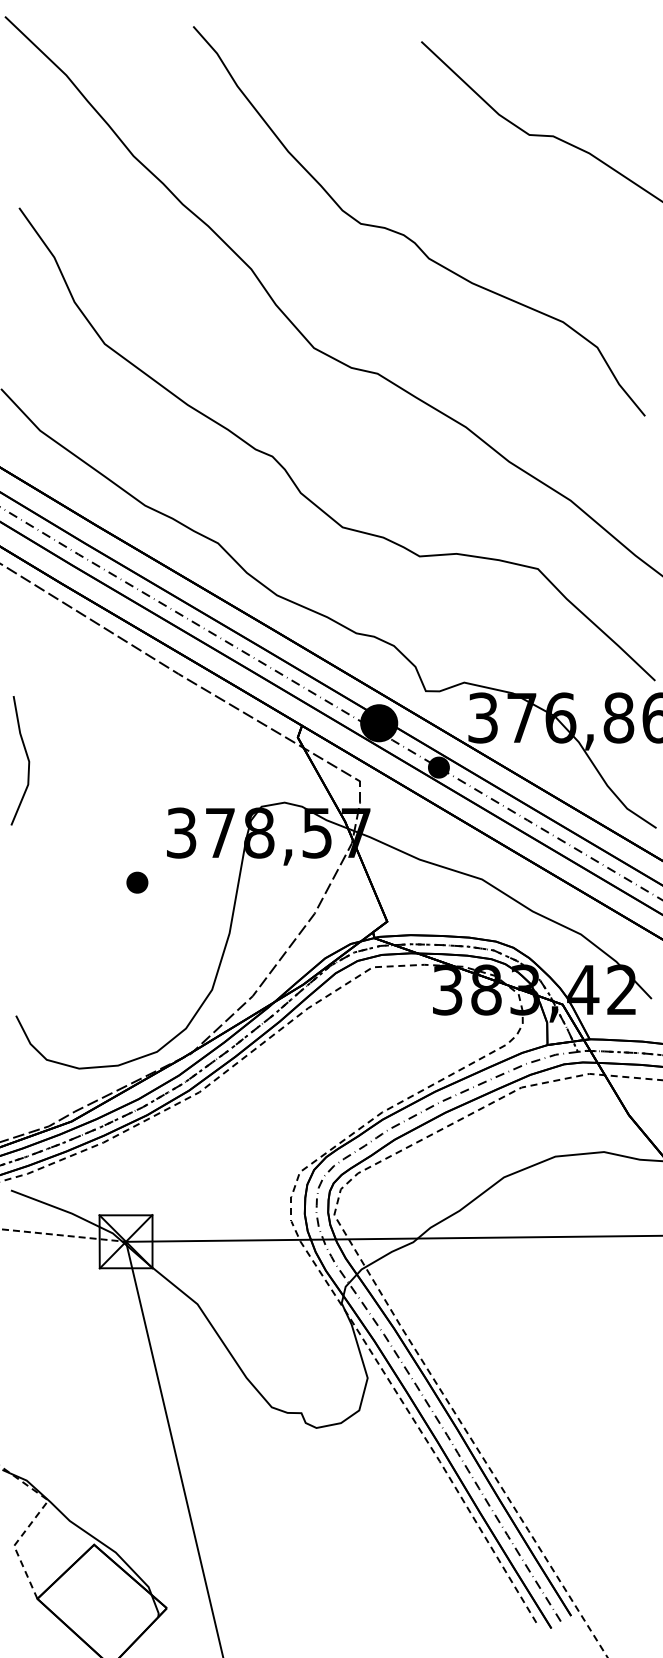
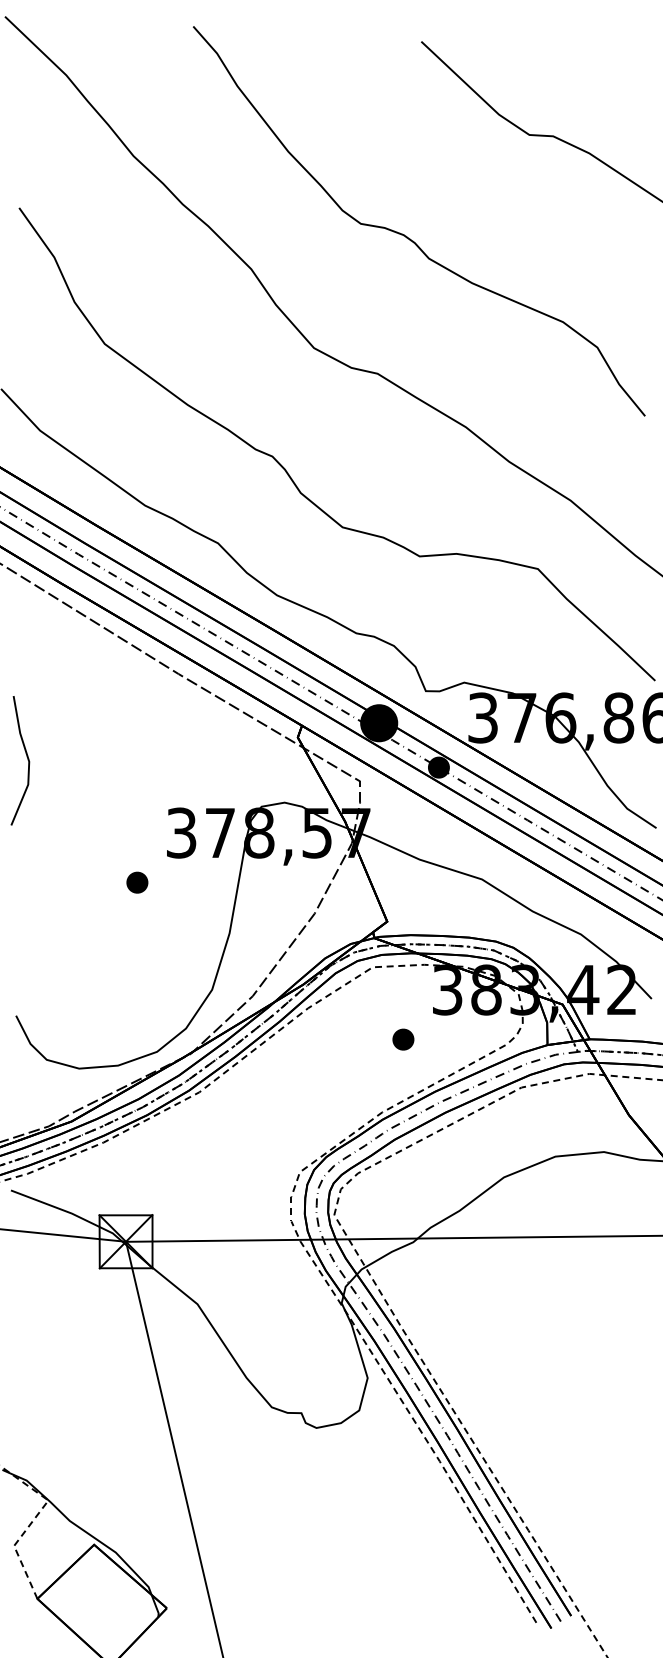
part: none -> present (403, 1039)
line: dashed -> solid (63, 1235)
